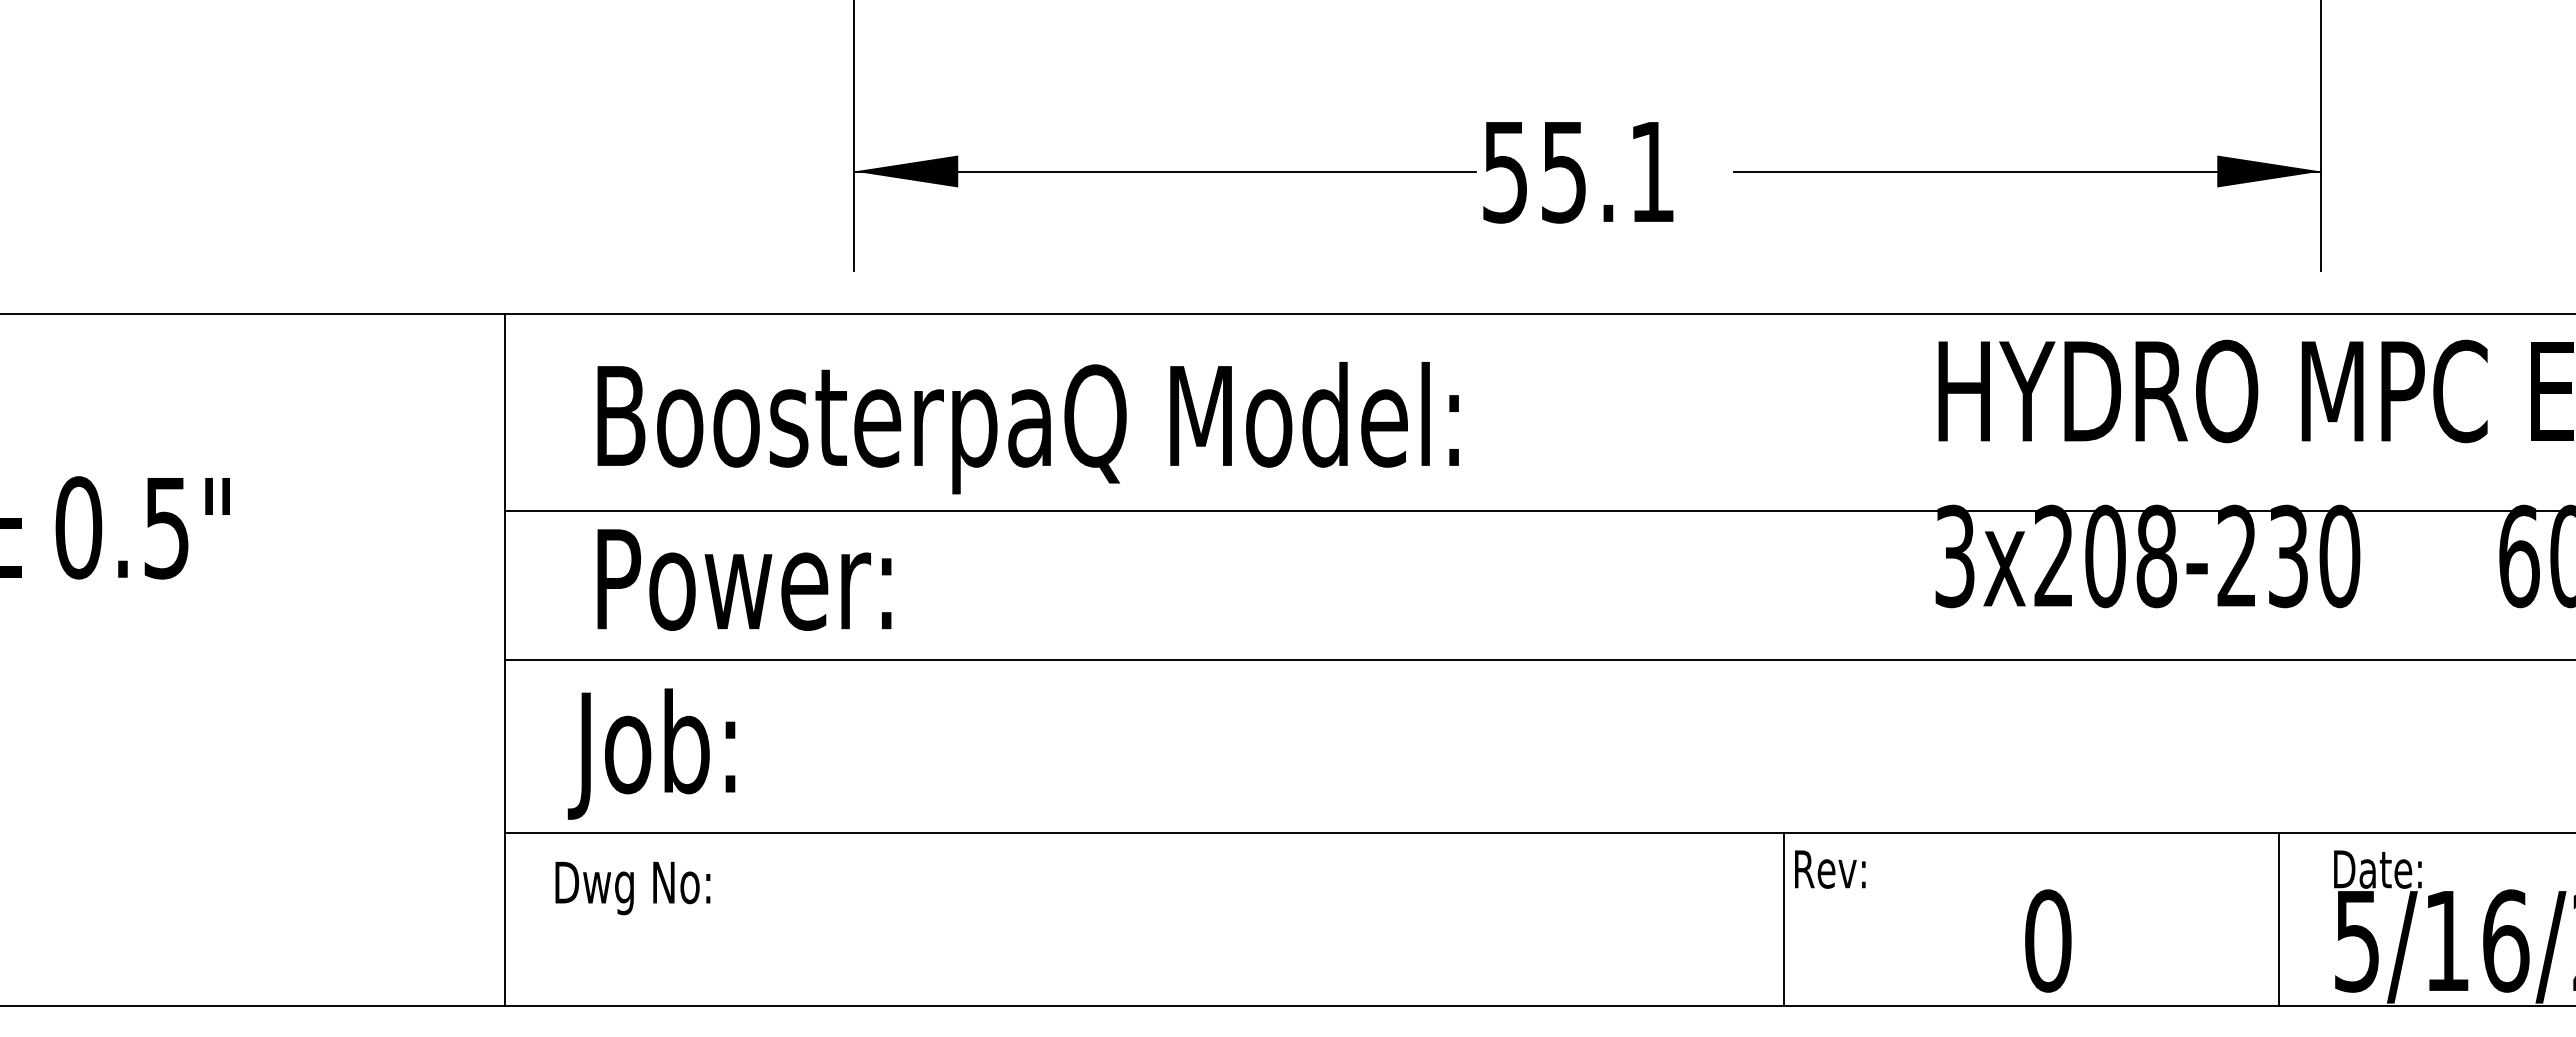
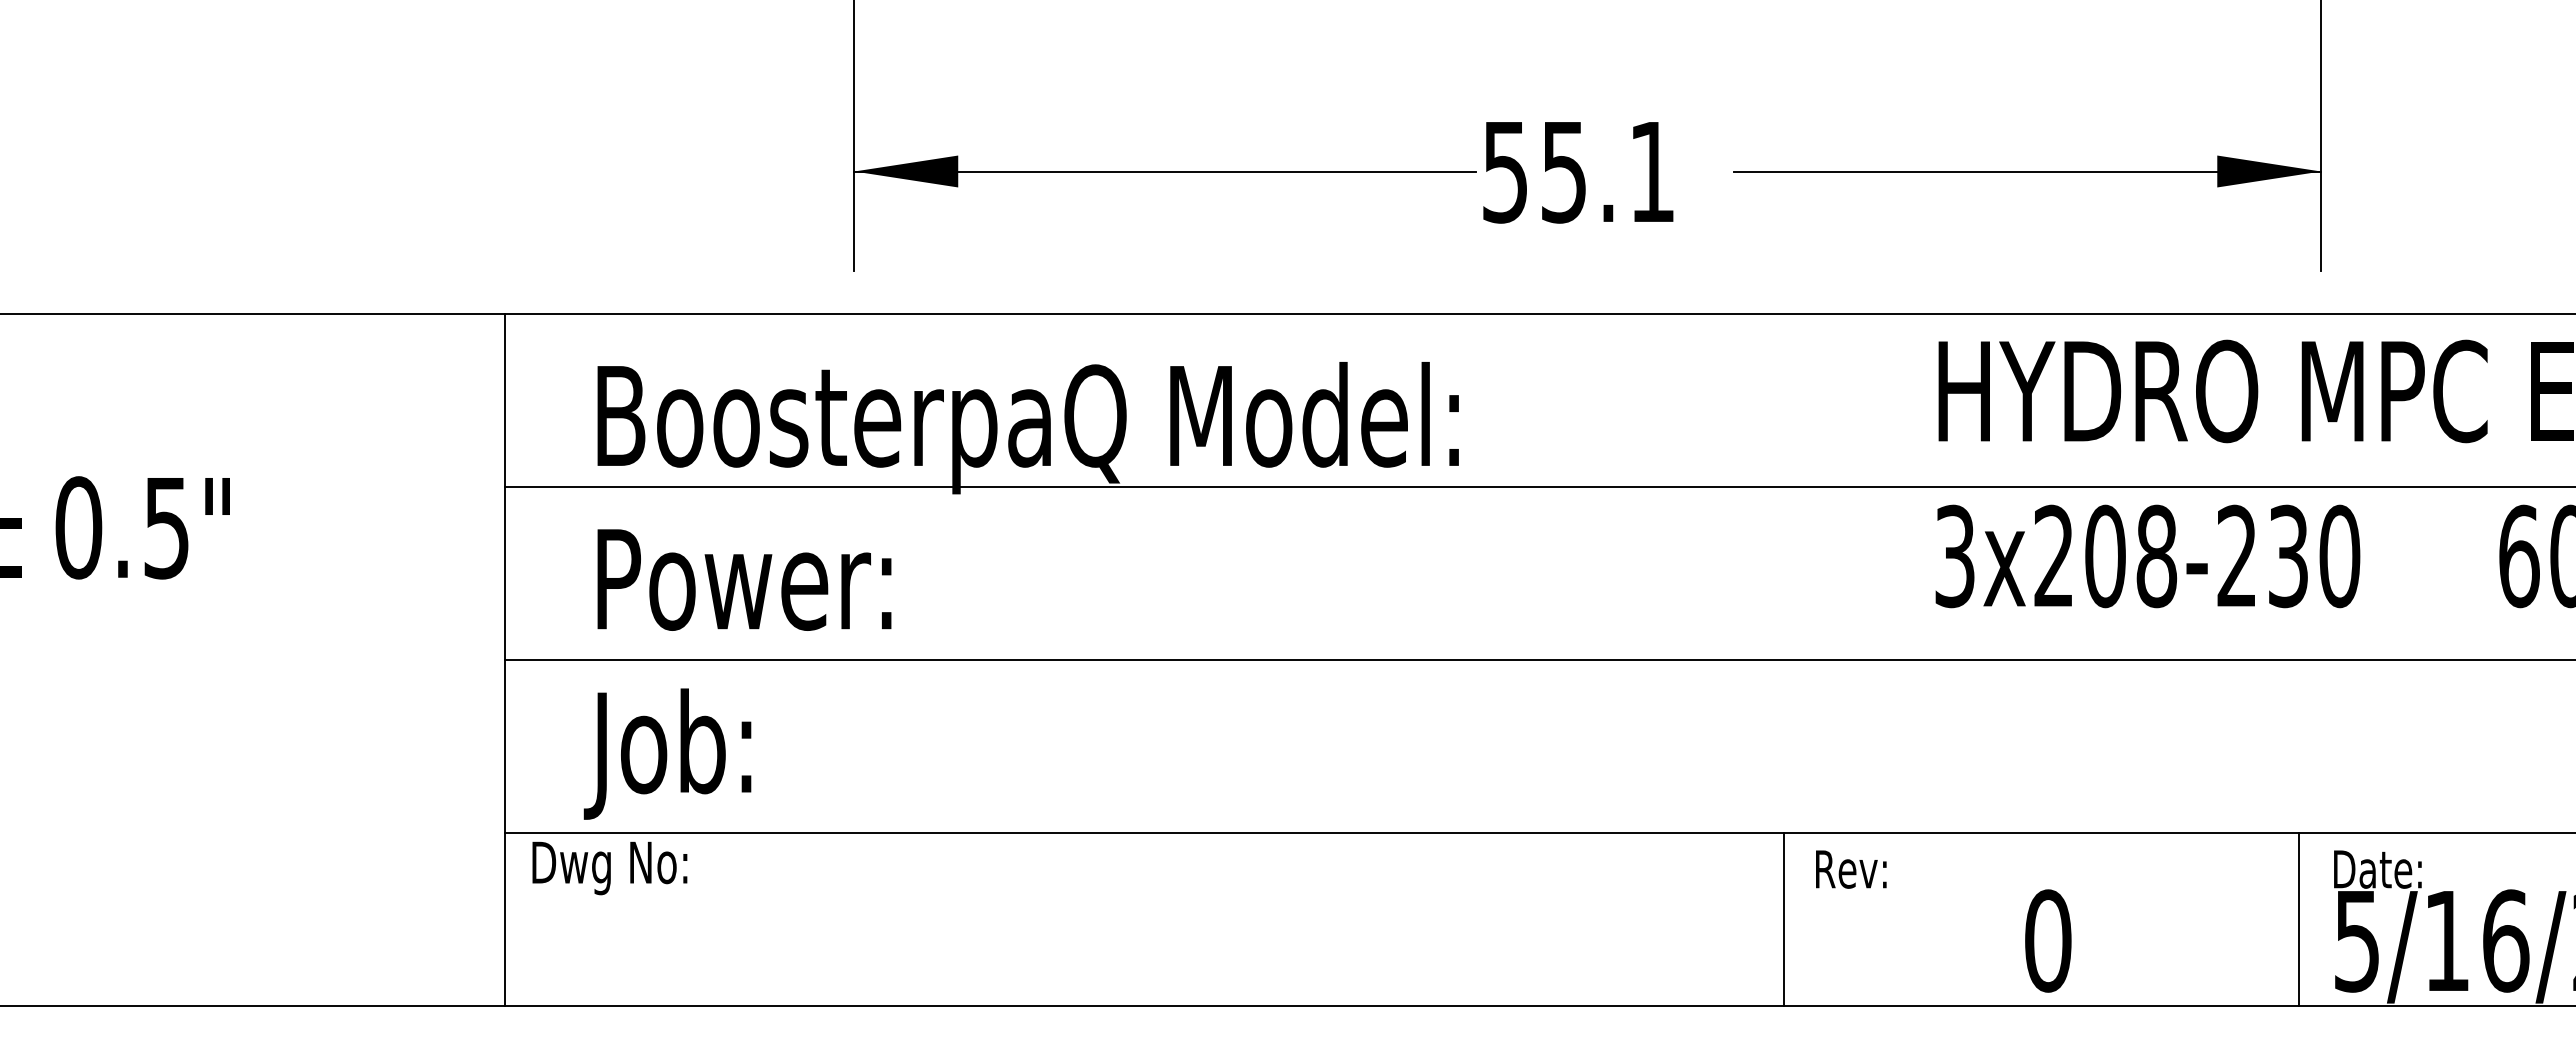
line position: (1538, 511) -> (1538, 487) (1538, 487)
text position: (651, 753) -> (667, 753) (667, 753)
text position: (1830, 869) -> (1851, 869) (1851, 869)
text position: (632, 888) -> (609, 868) (609, 868)
line position: (2278, 919) -> (2298, 919) (2298, 919)
